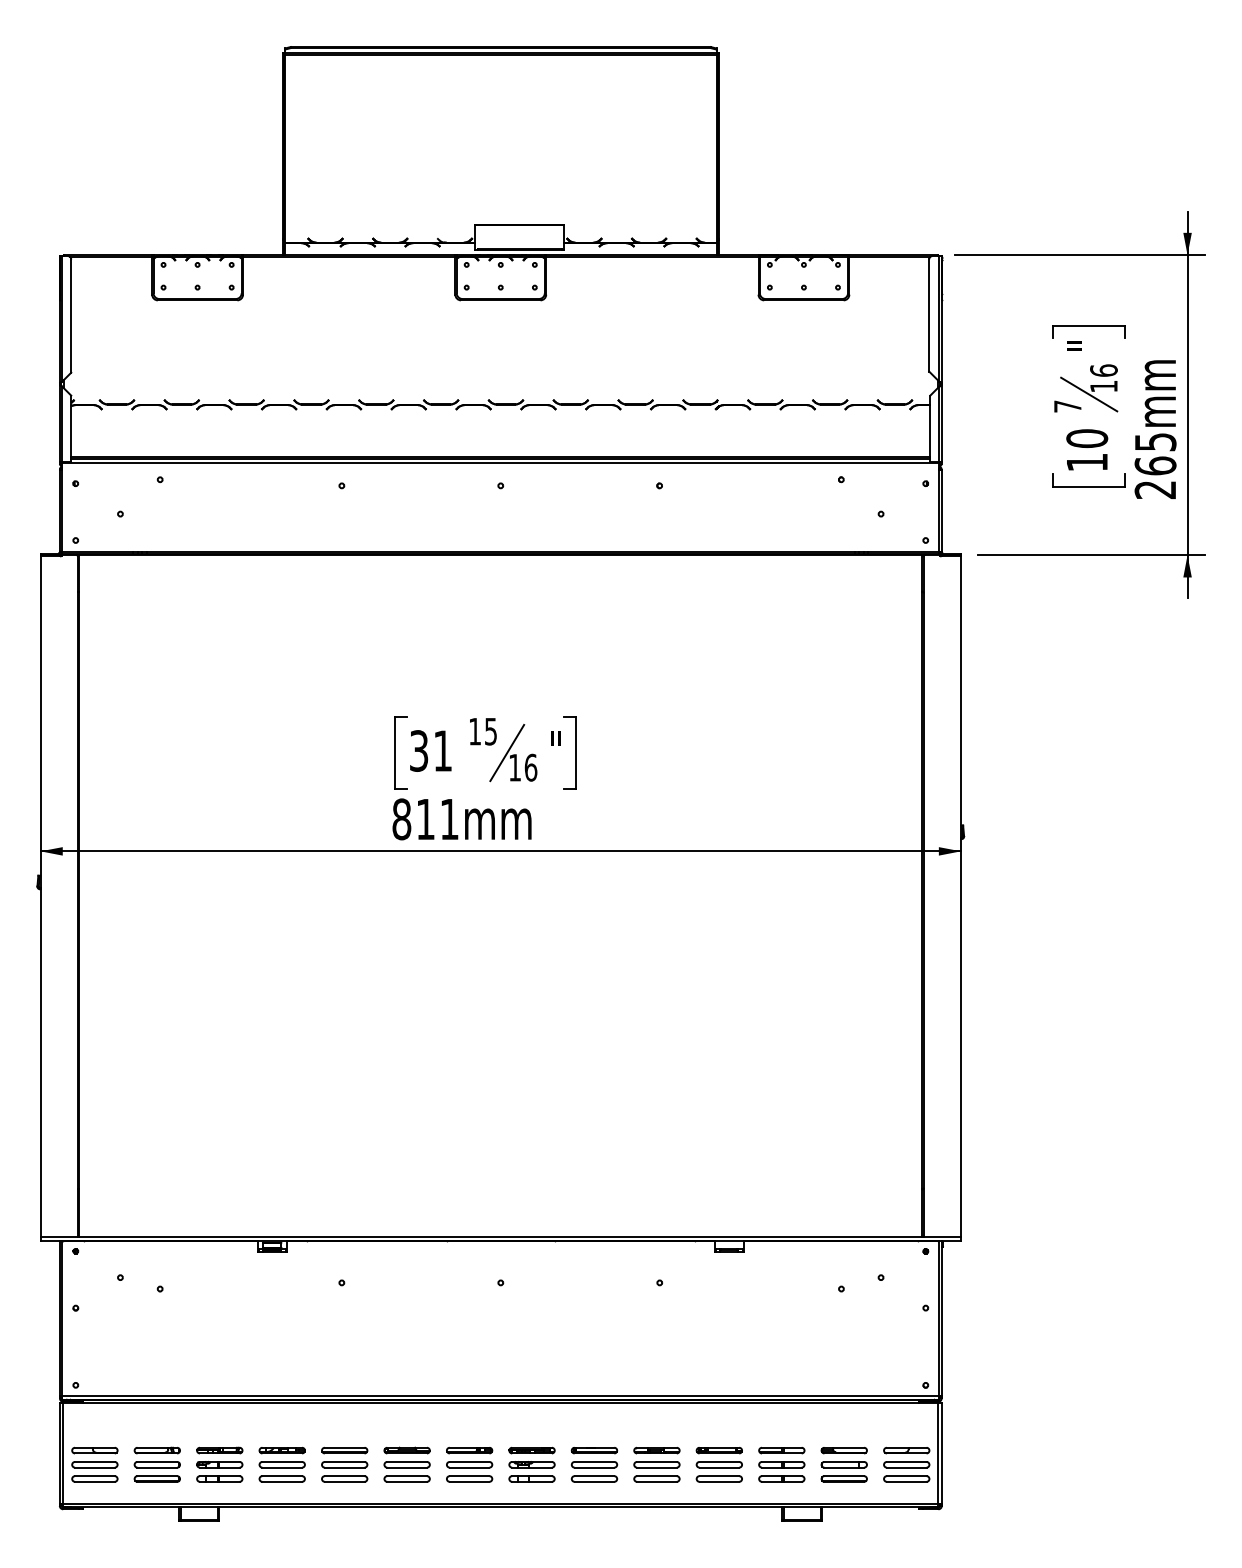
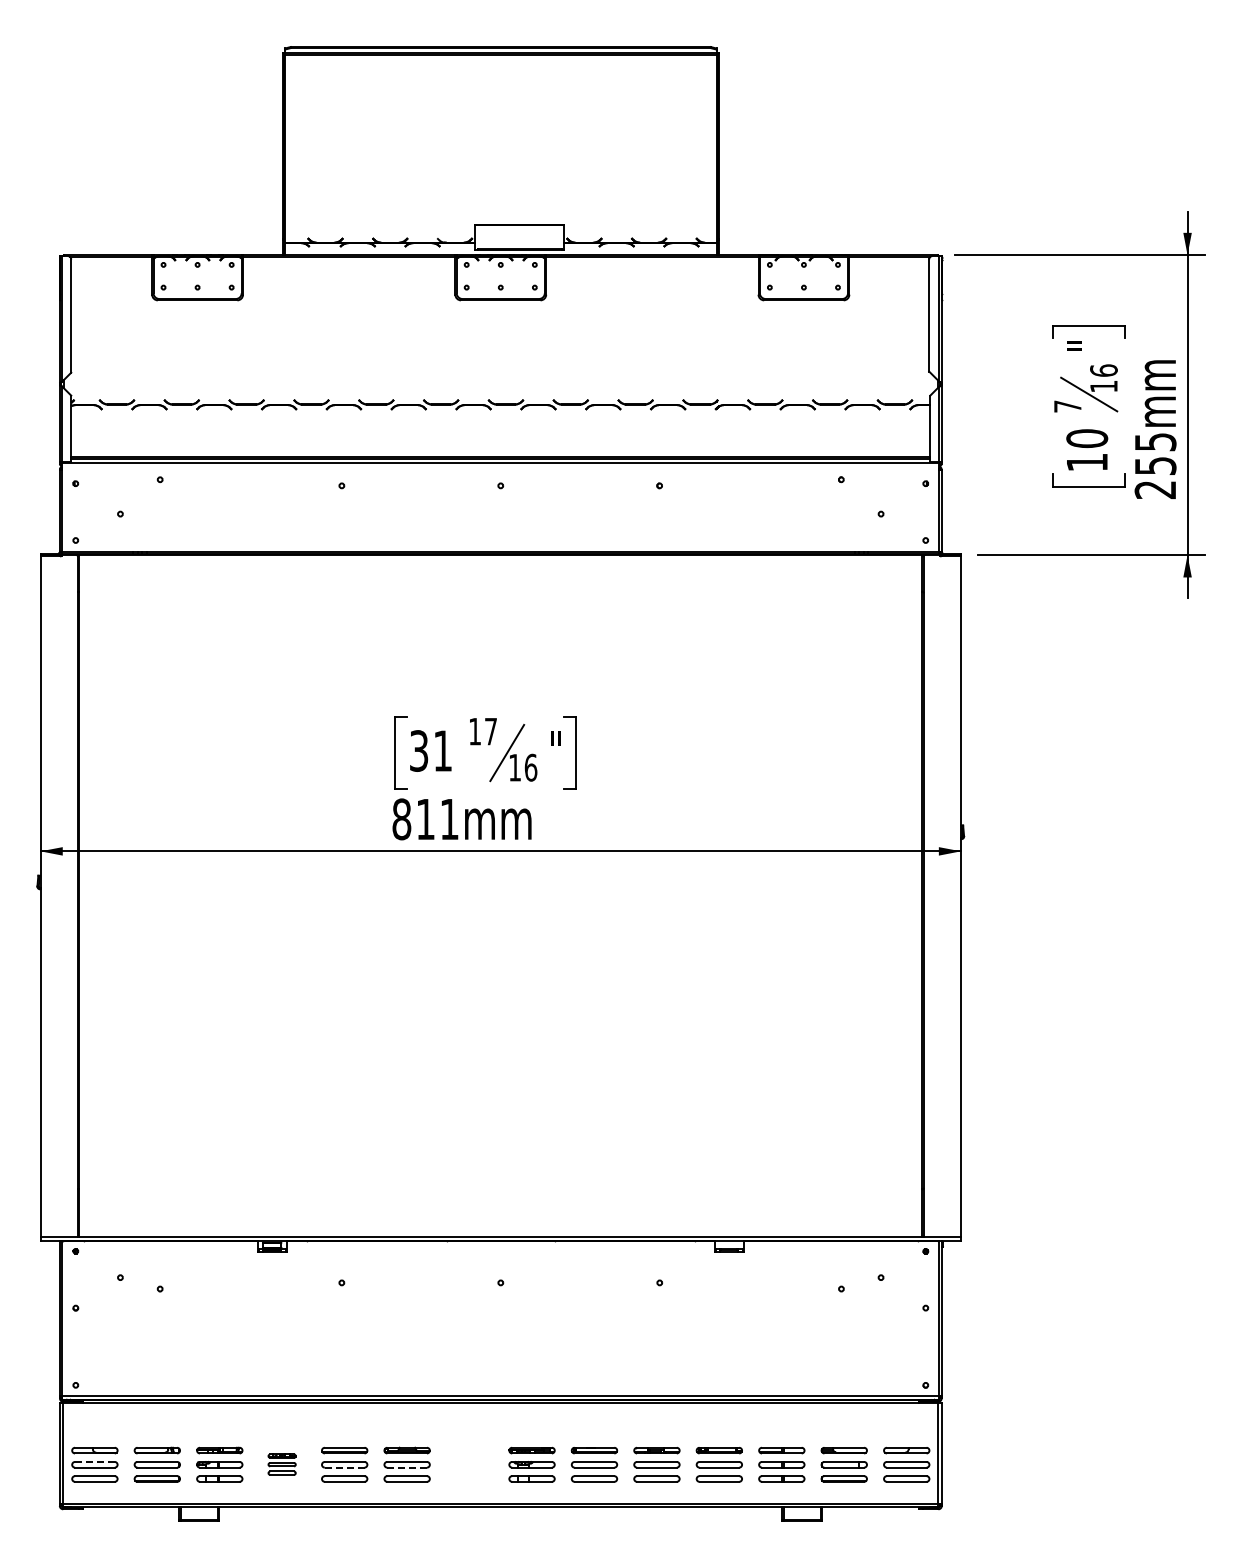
text: 265mm -> 255mm (1155, 465)
text: 15 -> 17 (490, 731)
line: solid -> dashed (94, 1461)
part size: 48x37 px -> 30x23 px (281, 1464)
part: present -> none (469, 1464)
line: solid -> dashed (344, 1467)
line: solid -> dashed (407, 1467)
